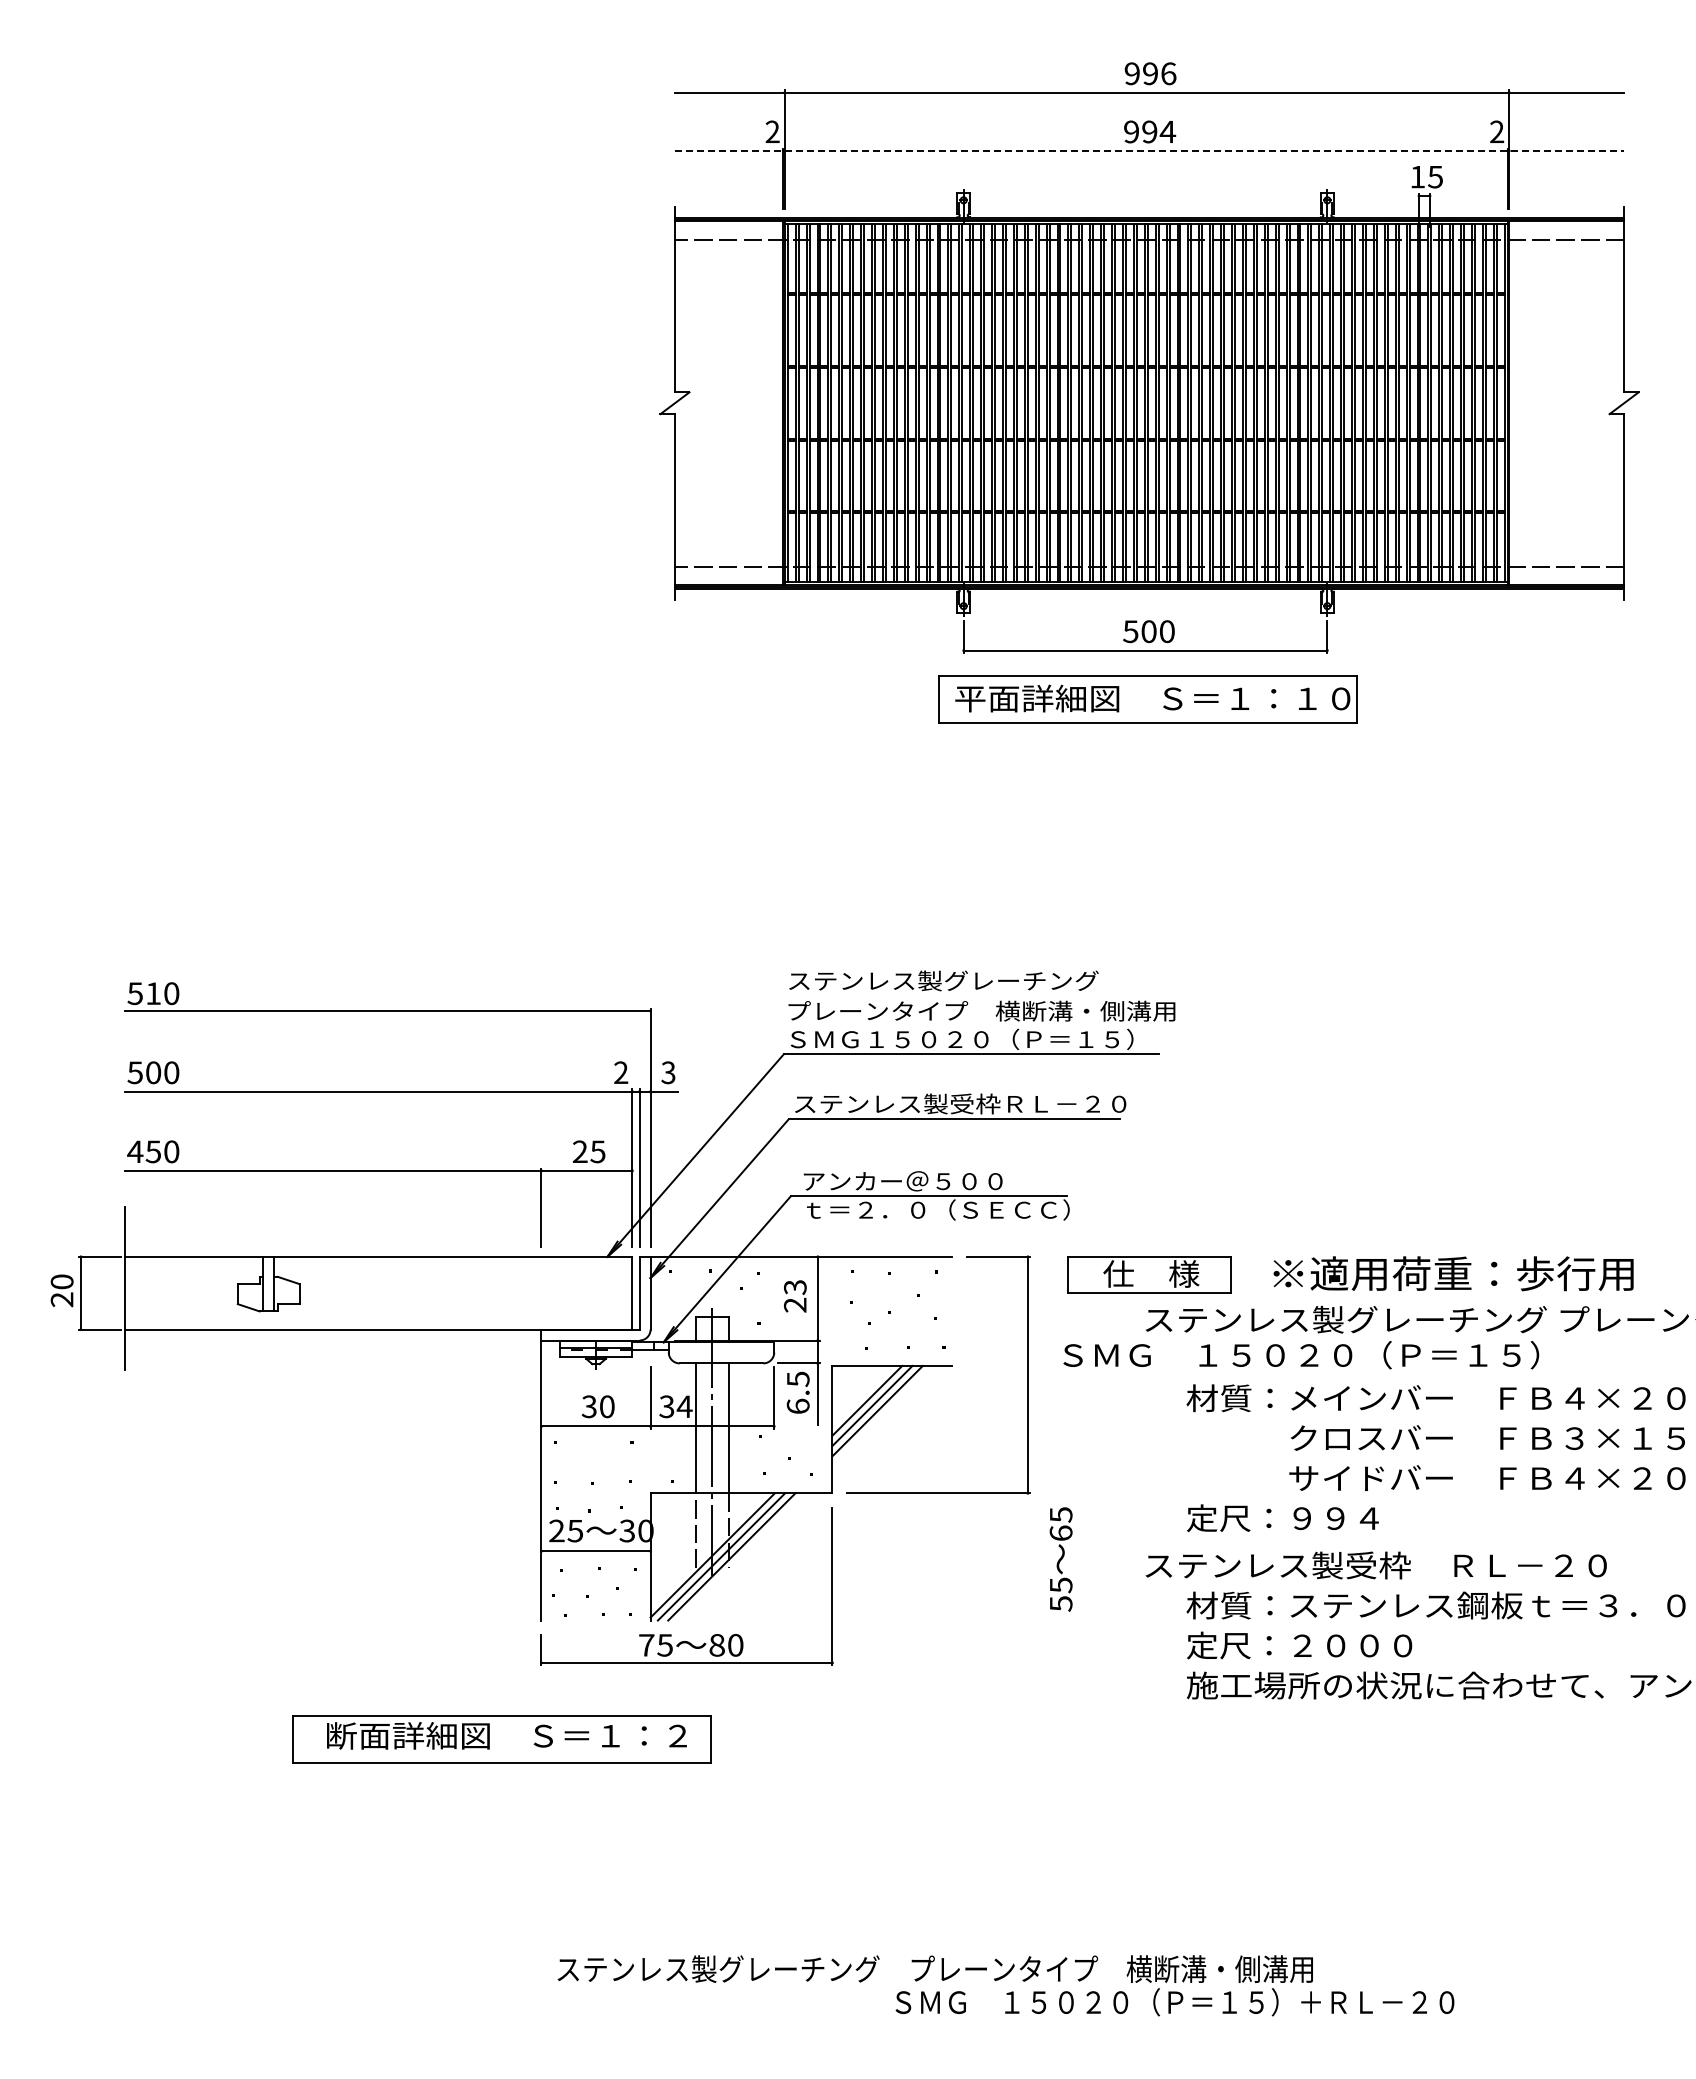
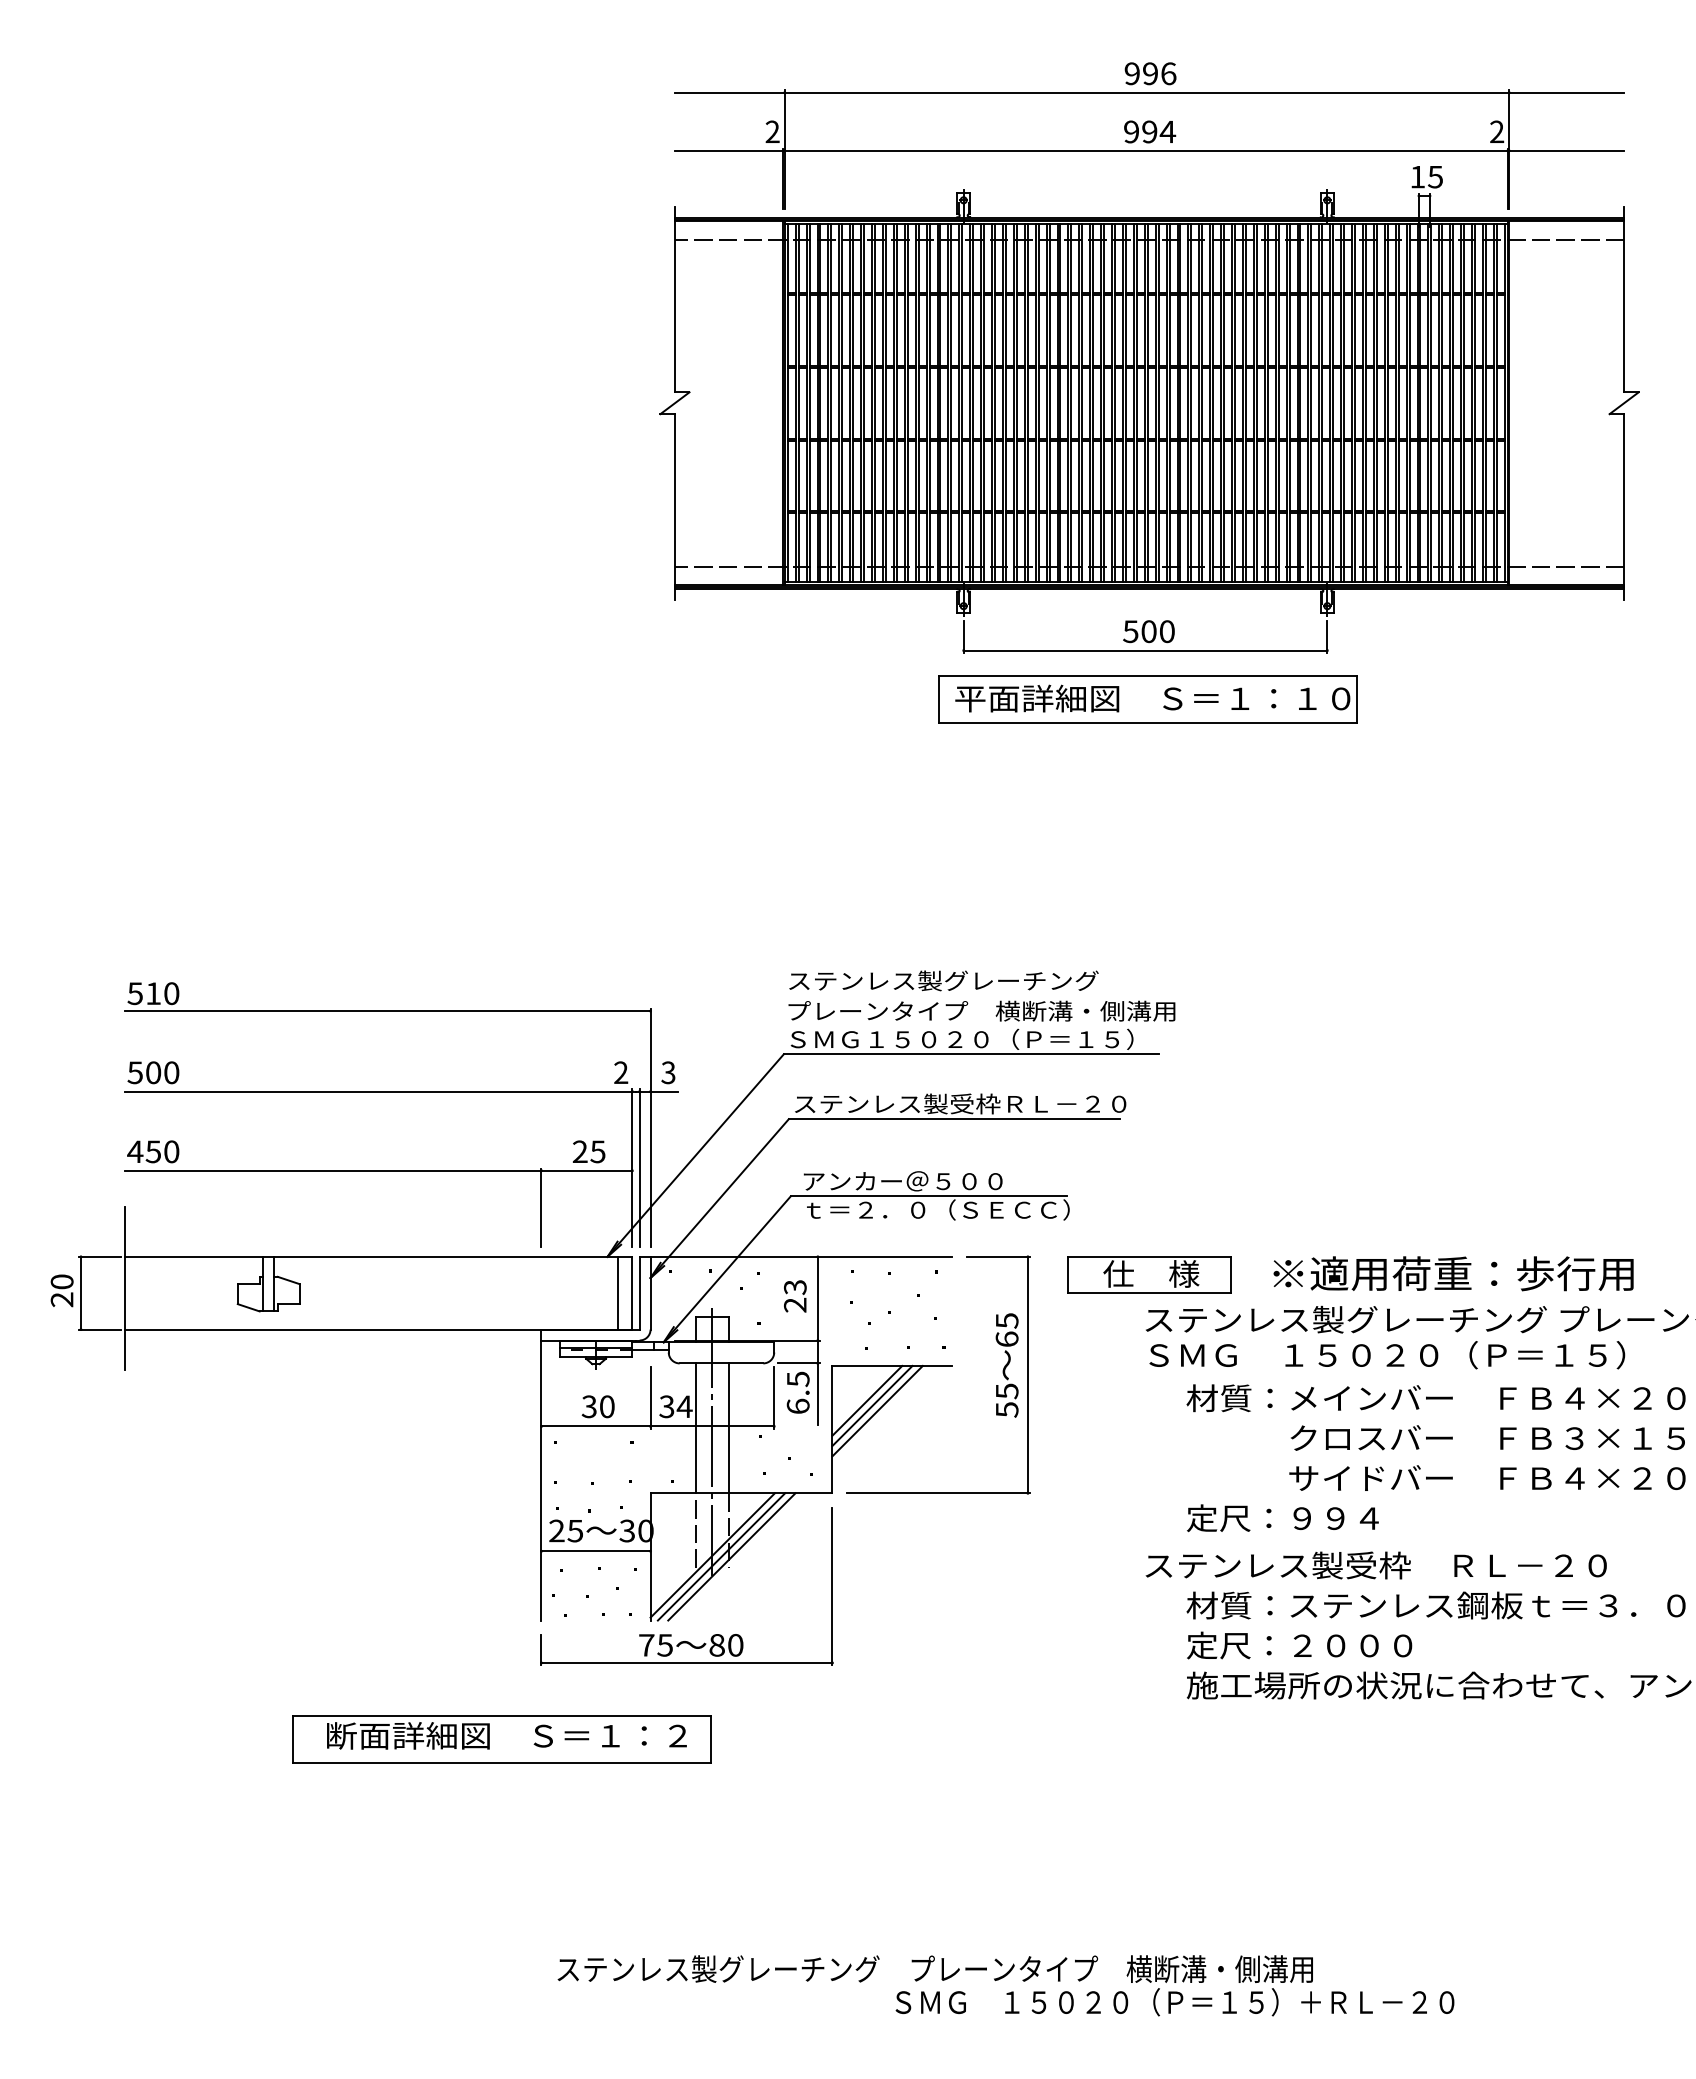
line: dashed -> solid (1149, 150)
line: none -> present (617, 1292)
text position: (1301, 1355) -> (1387, 1355) (1387, 1355)
text position: (1060, 1559) -> (1006, 1365) (1006, 1365)
